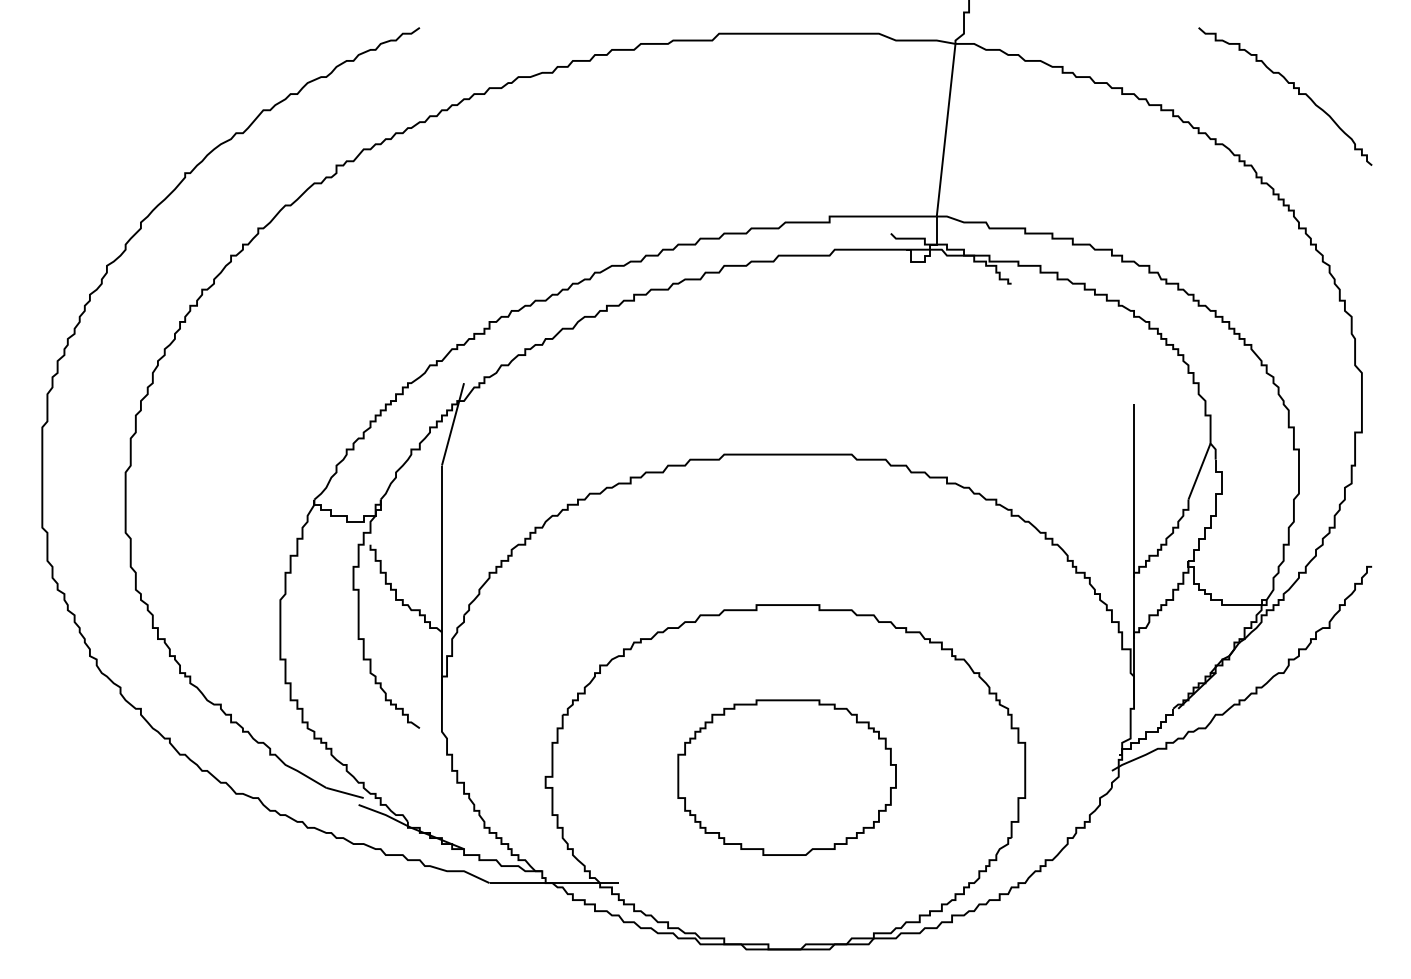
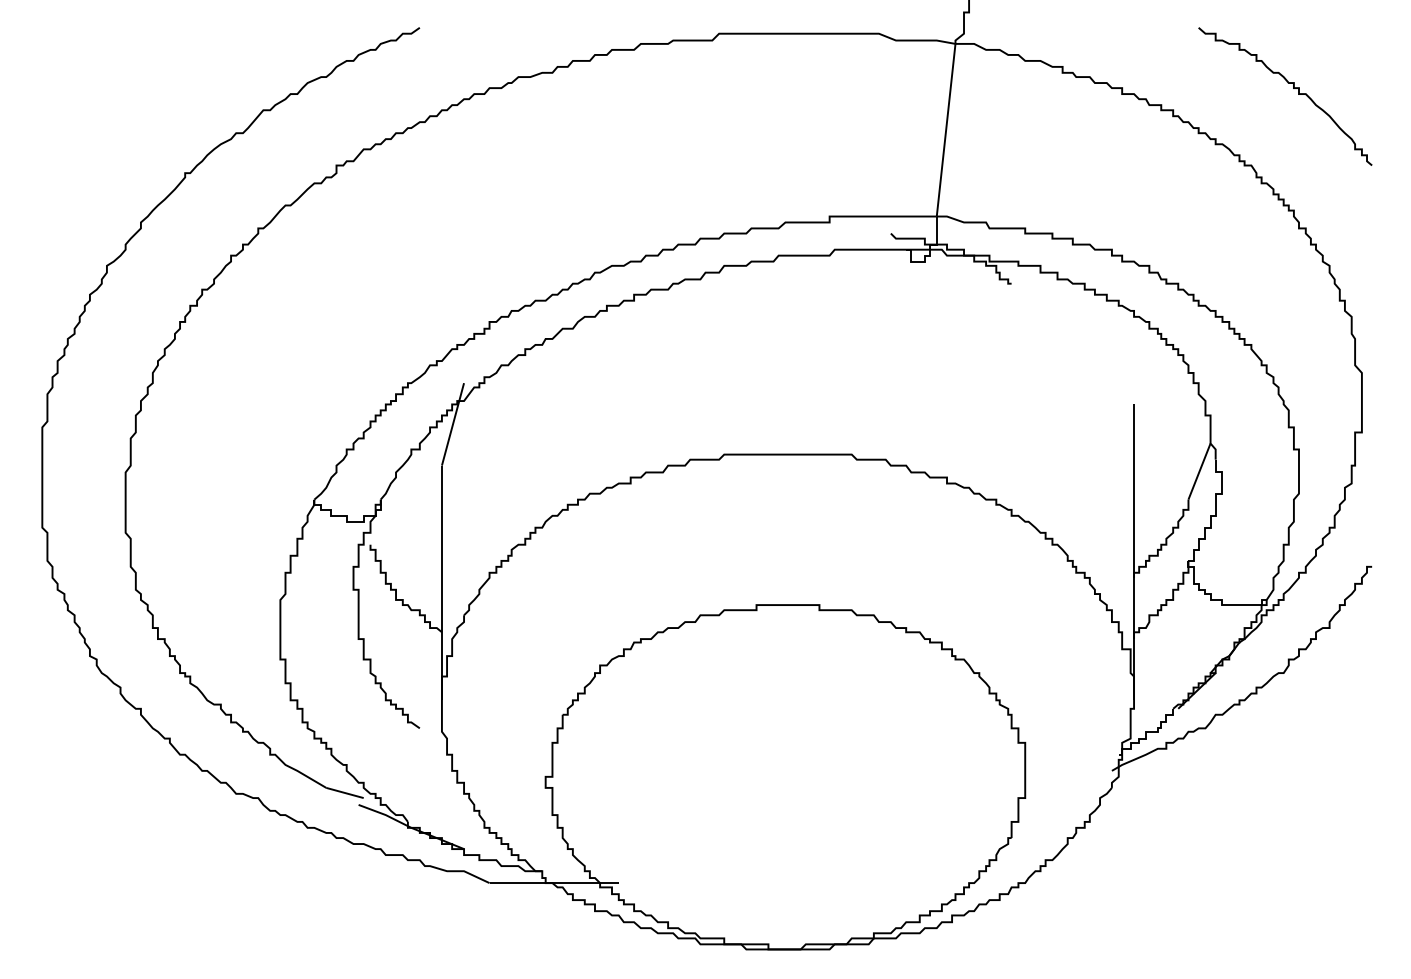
part: present -> none (786, 777)
